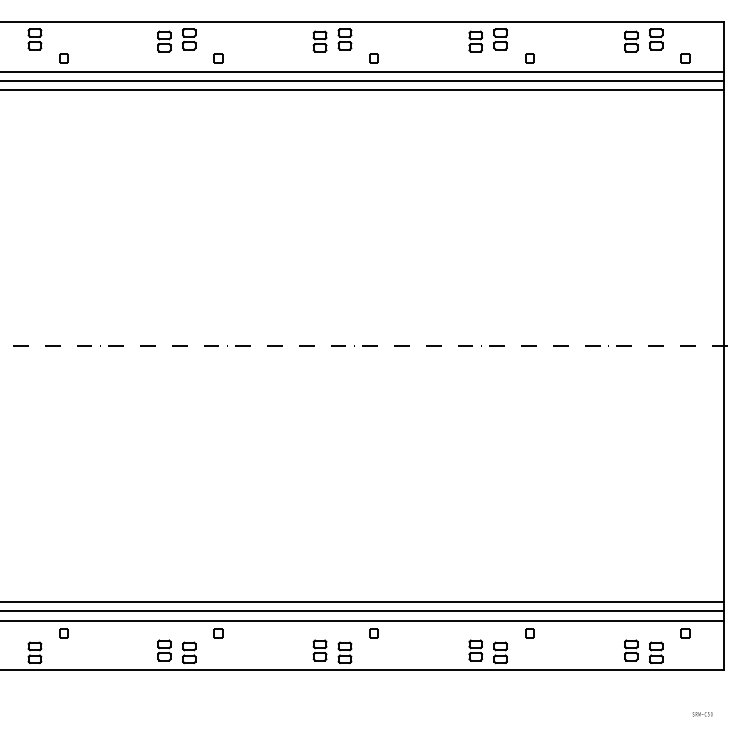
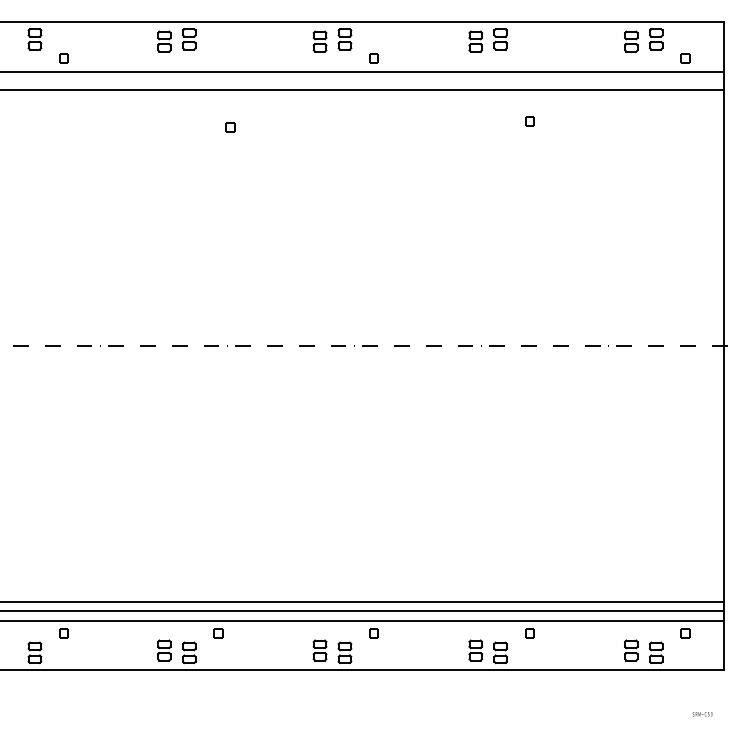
part position: (218, 58) -> (230, 127) (230, 127)
part position: (529, 58) -> (529, 121) (529, 121)
line: present -> none (362, 80)
